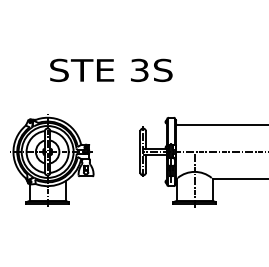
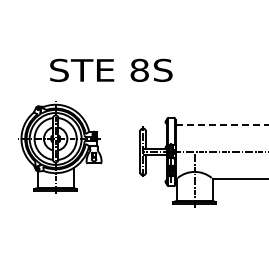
text: 3S -> 8S (139, 69)
line: solid -> dashed (222, 125)
part position: (52, 160) -> (60, 147) (60, 147)
